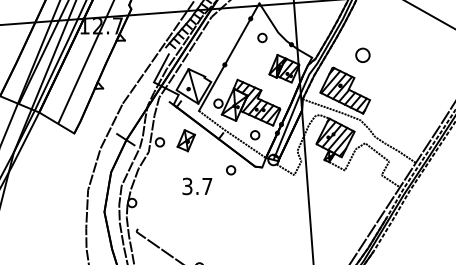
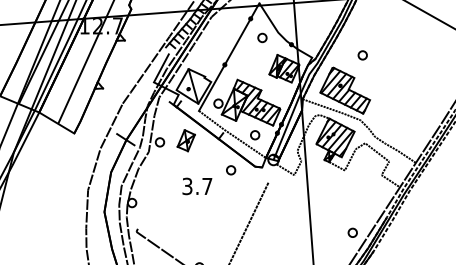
part size: 16x16 px -> 11x11 px (362, 55)
line: none -> present (249, 221)
part: none -> present (352, 232)
